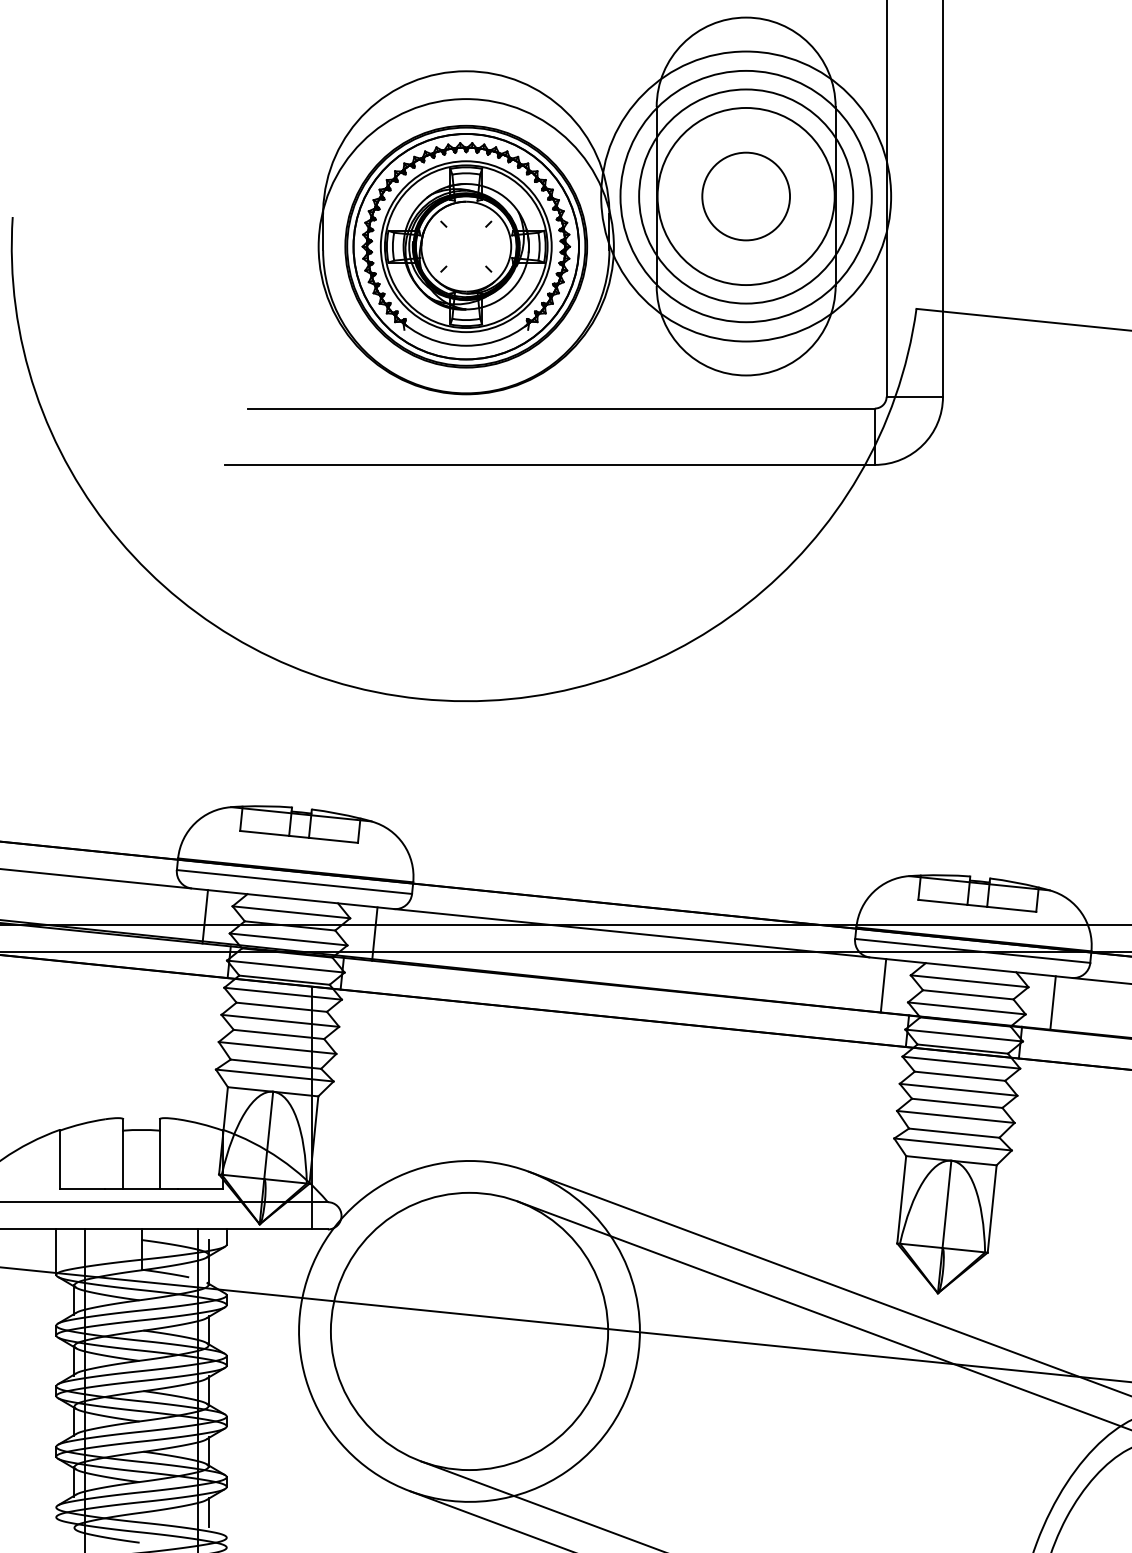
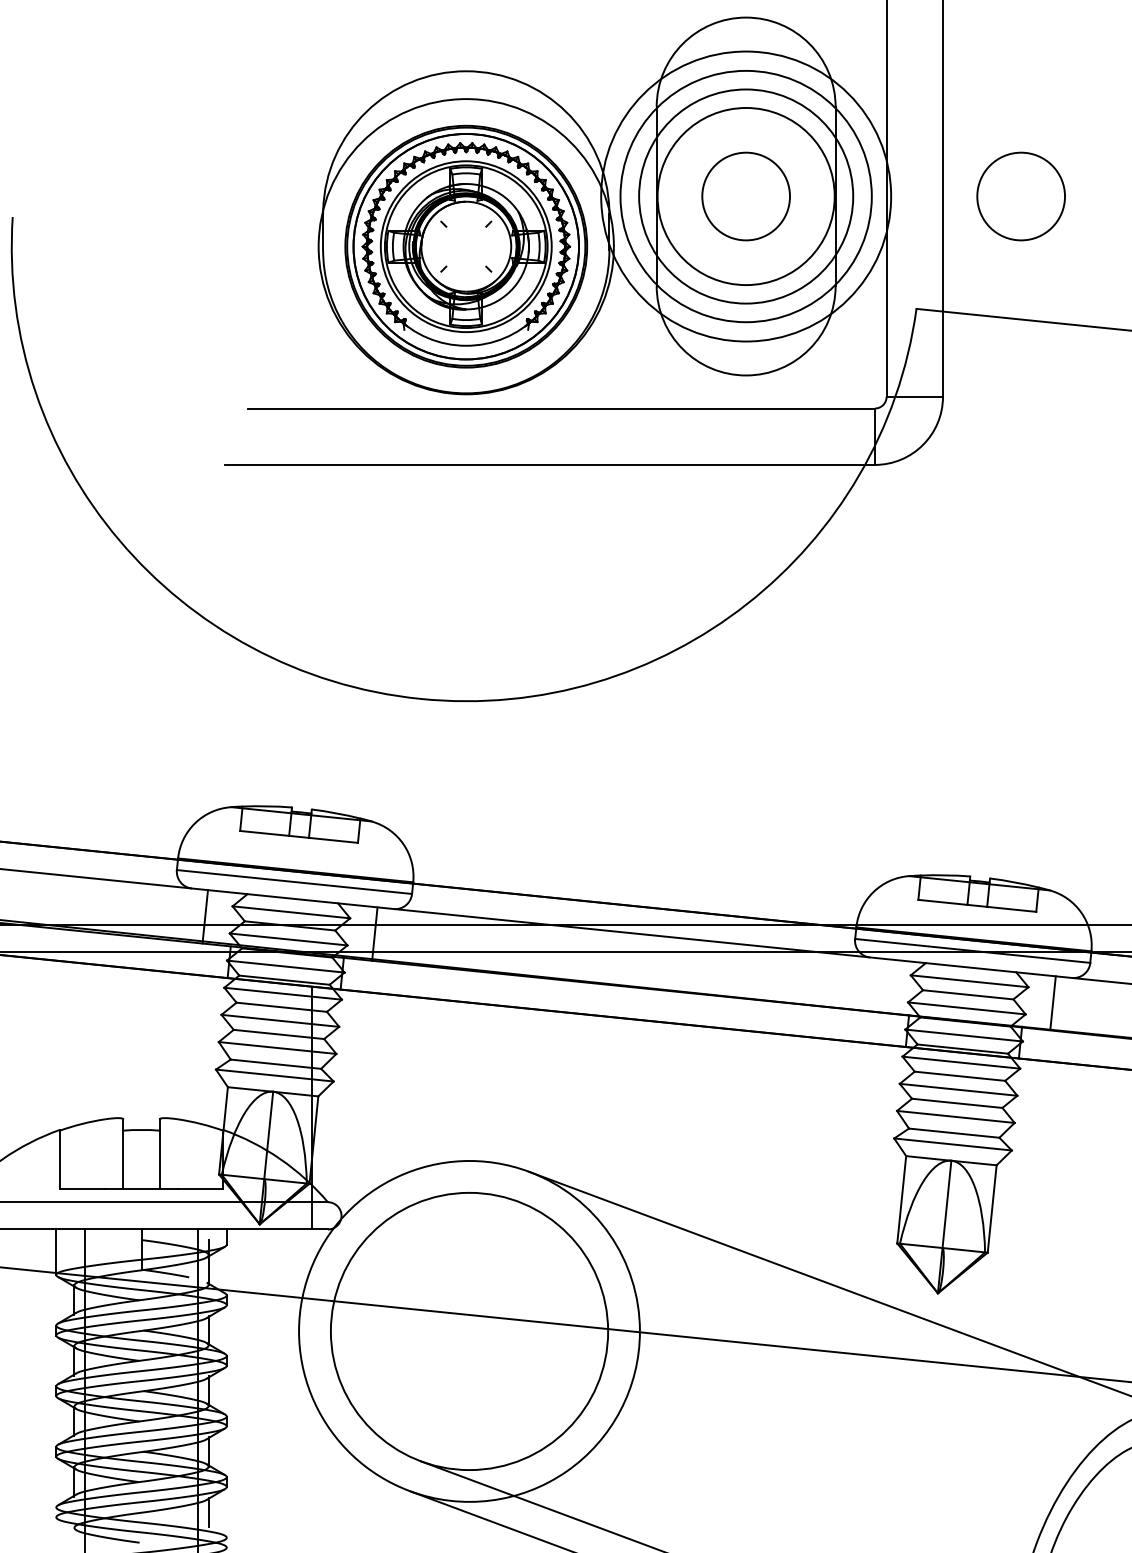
circle: none -> present (1020, 196)
line: present -> none (883, 985)
line: present -> none (822, 1315)
